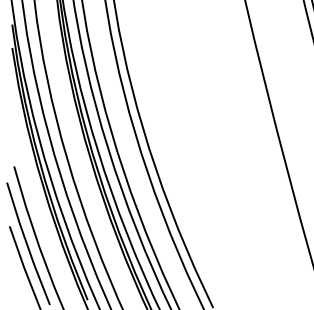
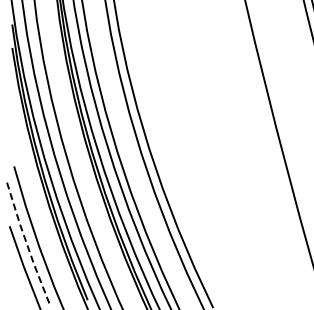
line: solid -> dashed (27, 244)
